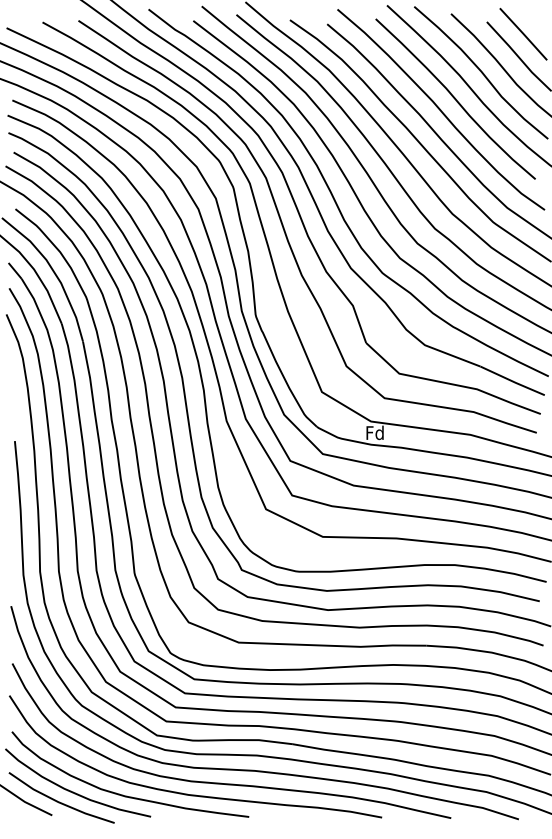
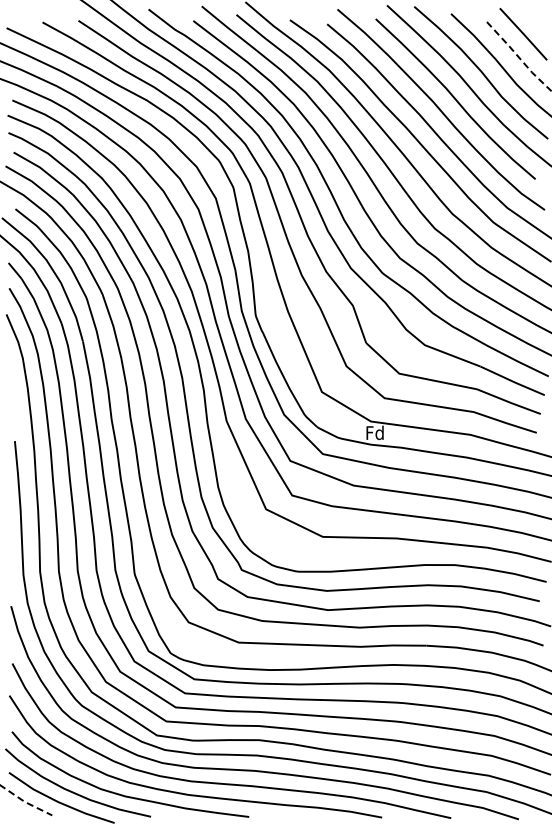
line: solid -> dashed (518, 57)
line: solid -> dashed (24, 802)
